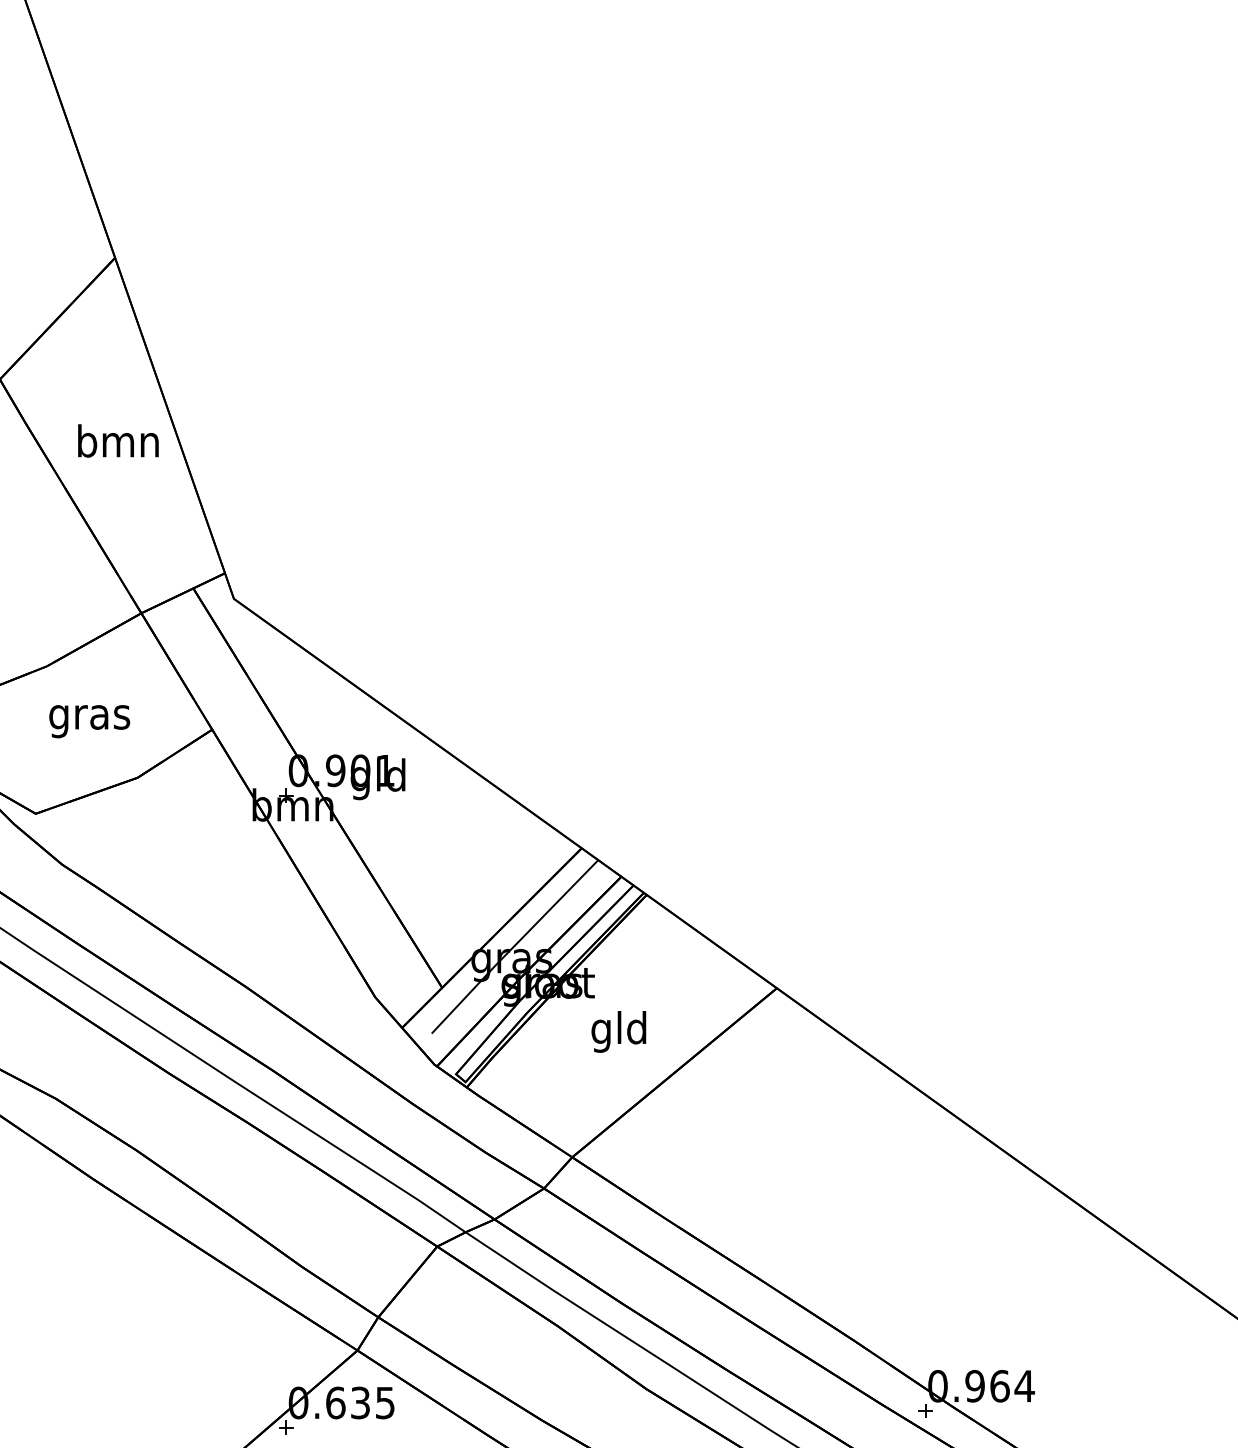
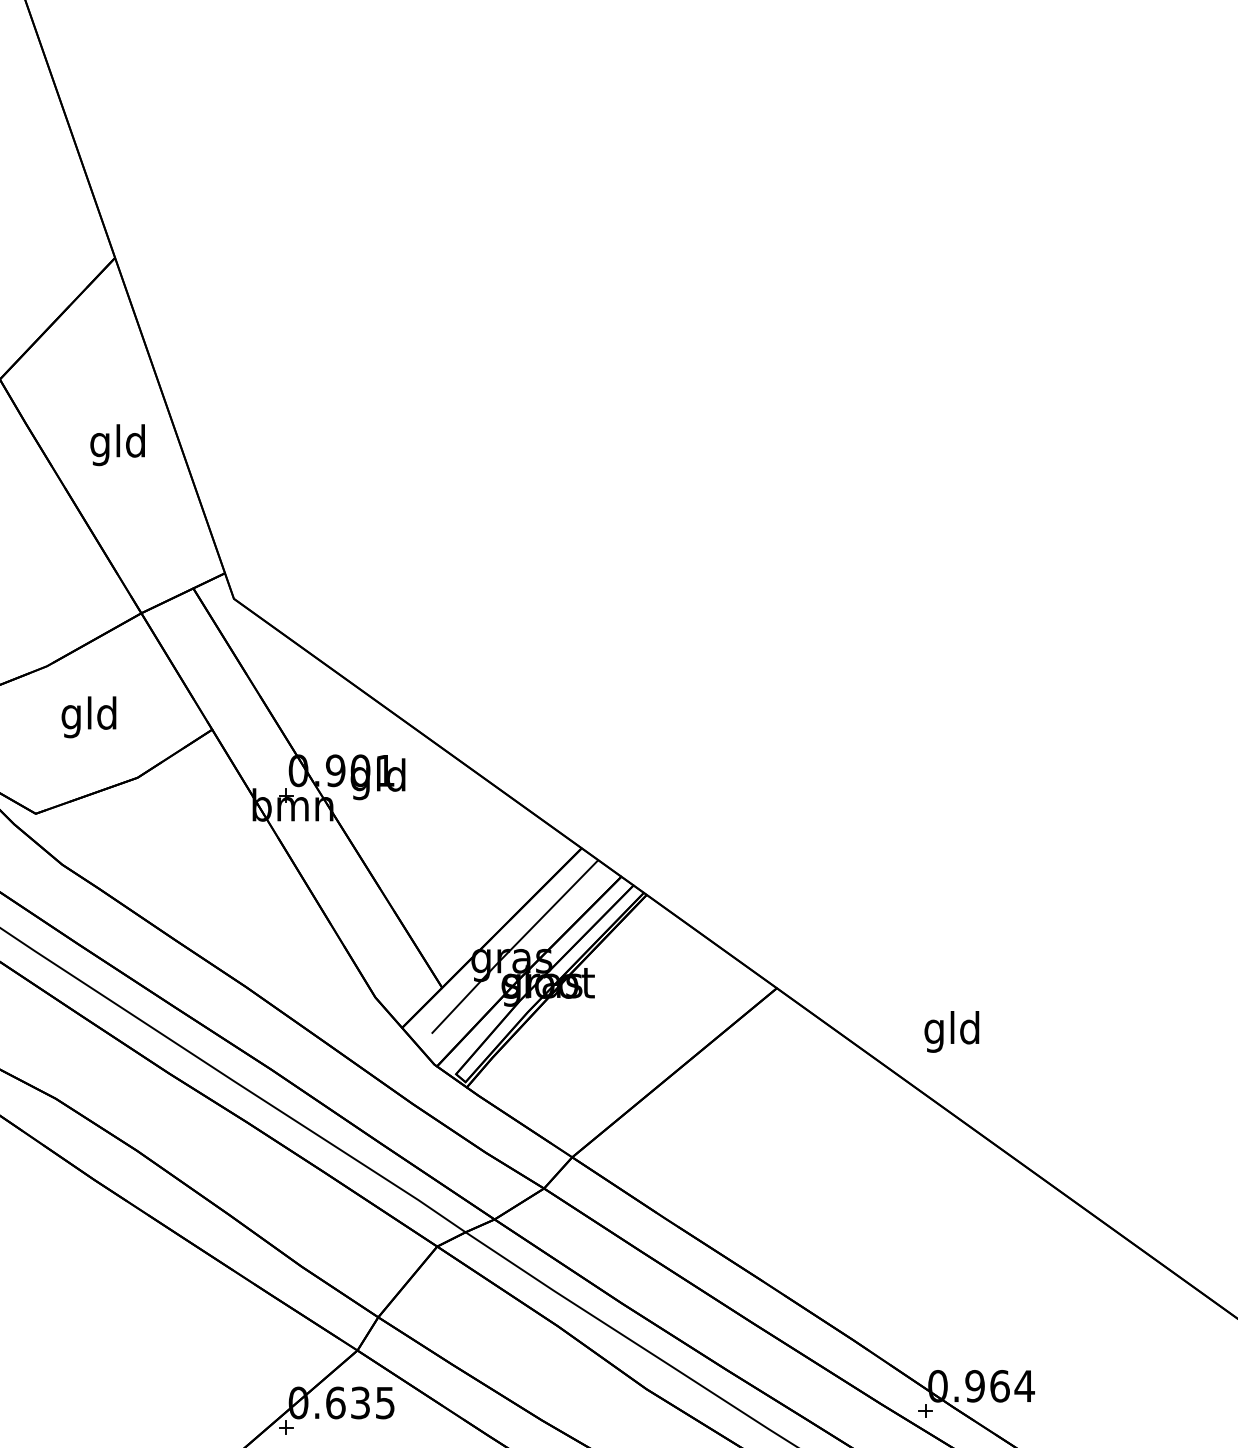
text: bmn -> gld (118, 445)
text: gras -> gld (89, 717)
text position: (618, 1031) -> (951, 1031) (951, 1031)
